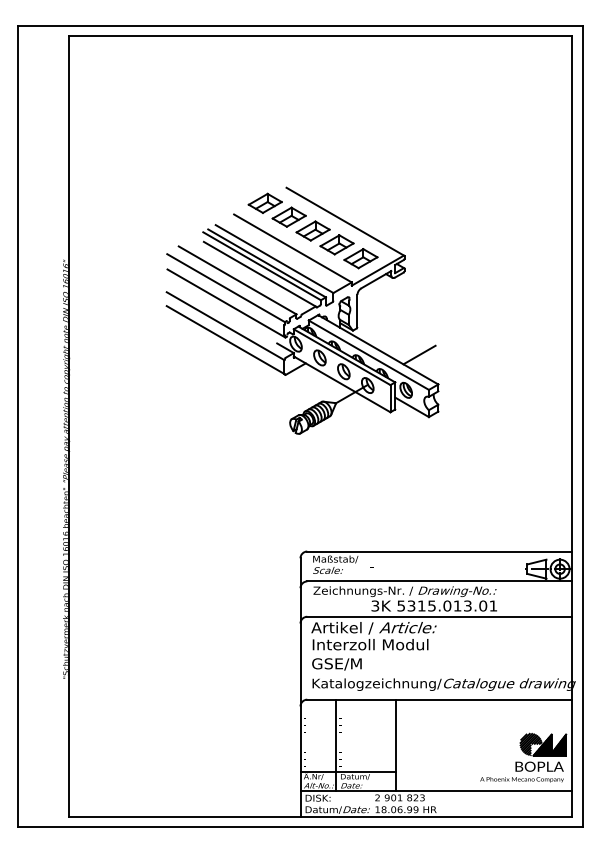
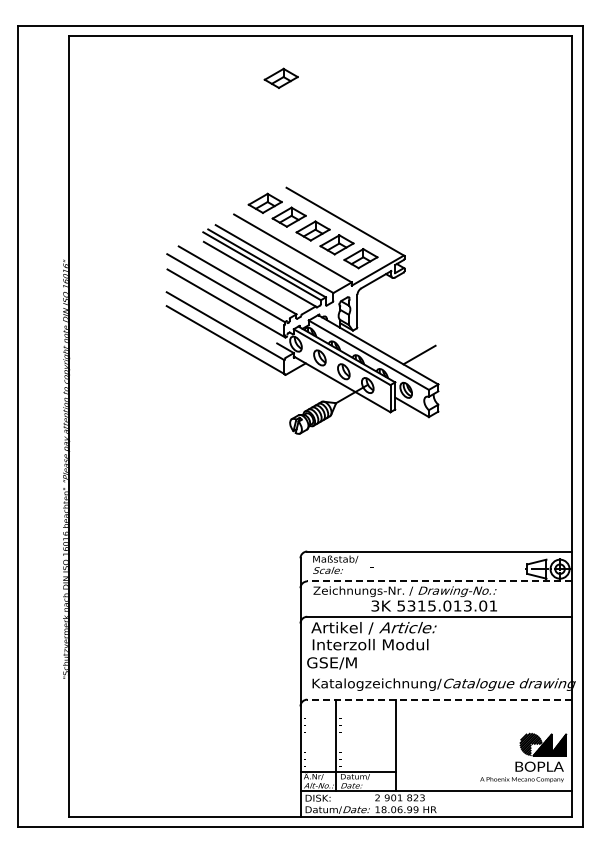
part: none -> present (280, 77)
line: solid -> dashed (439, 581)
text position: (336, 664) -> (331, 663) (331, 663)
line: solid -> dashed (439, 699)
